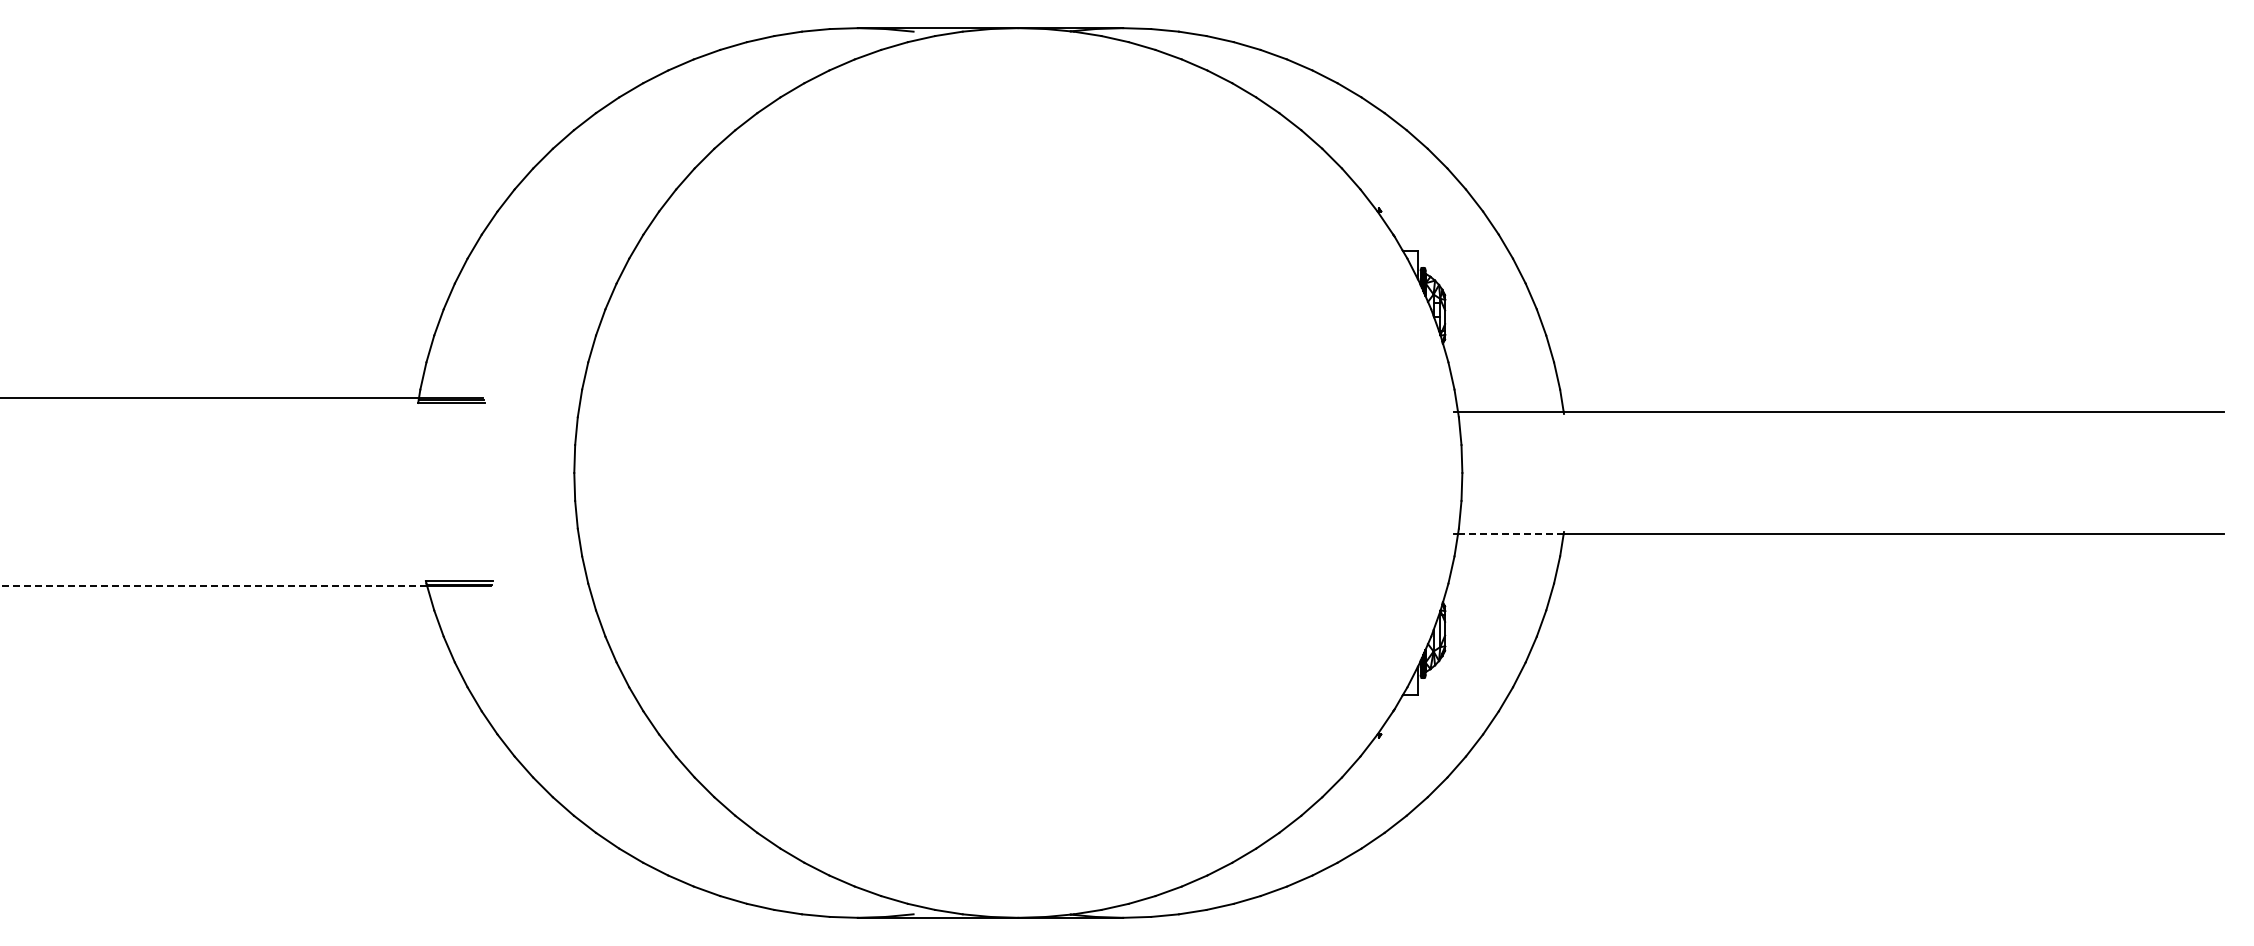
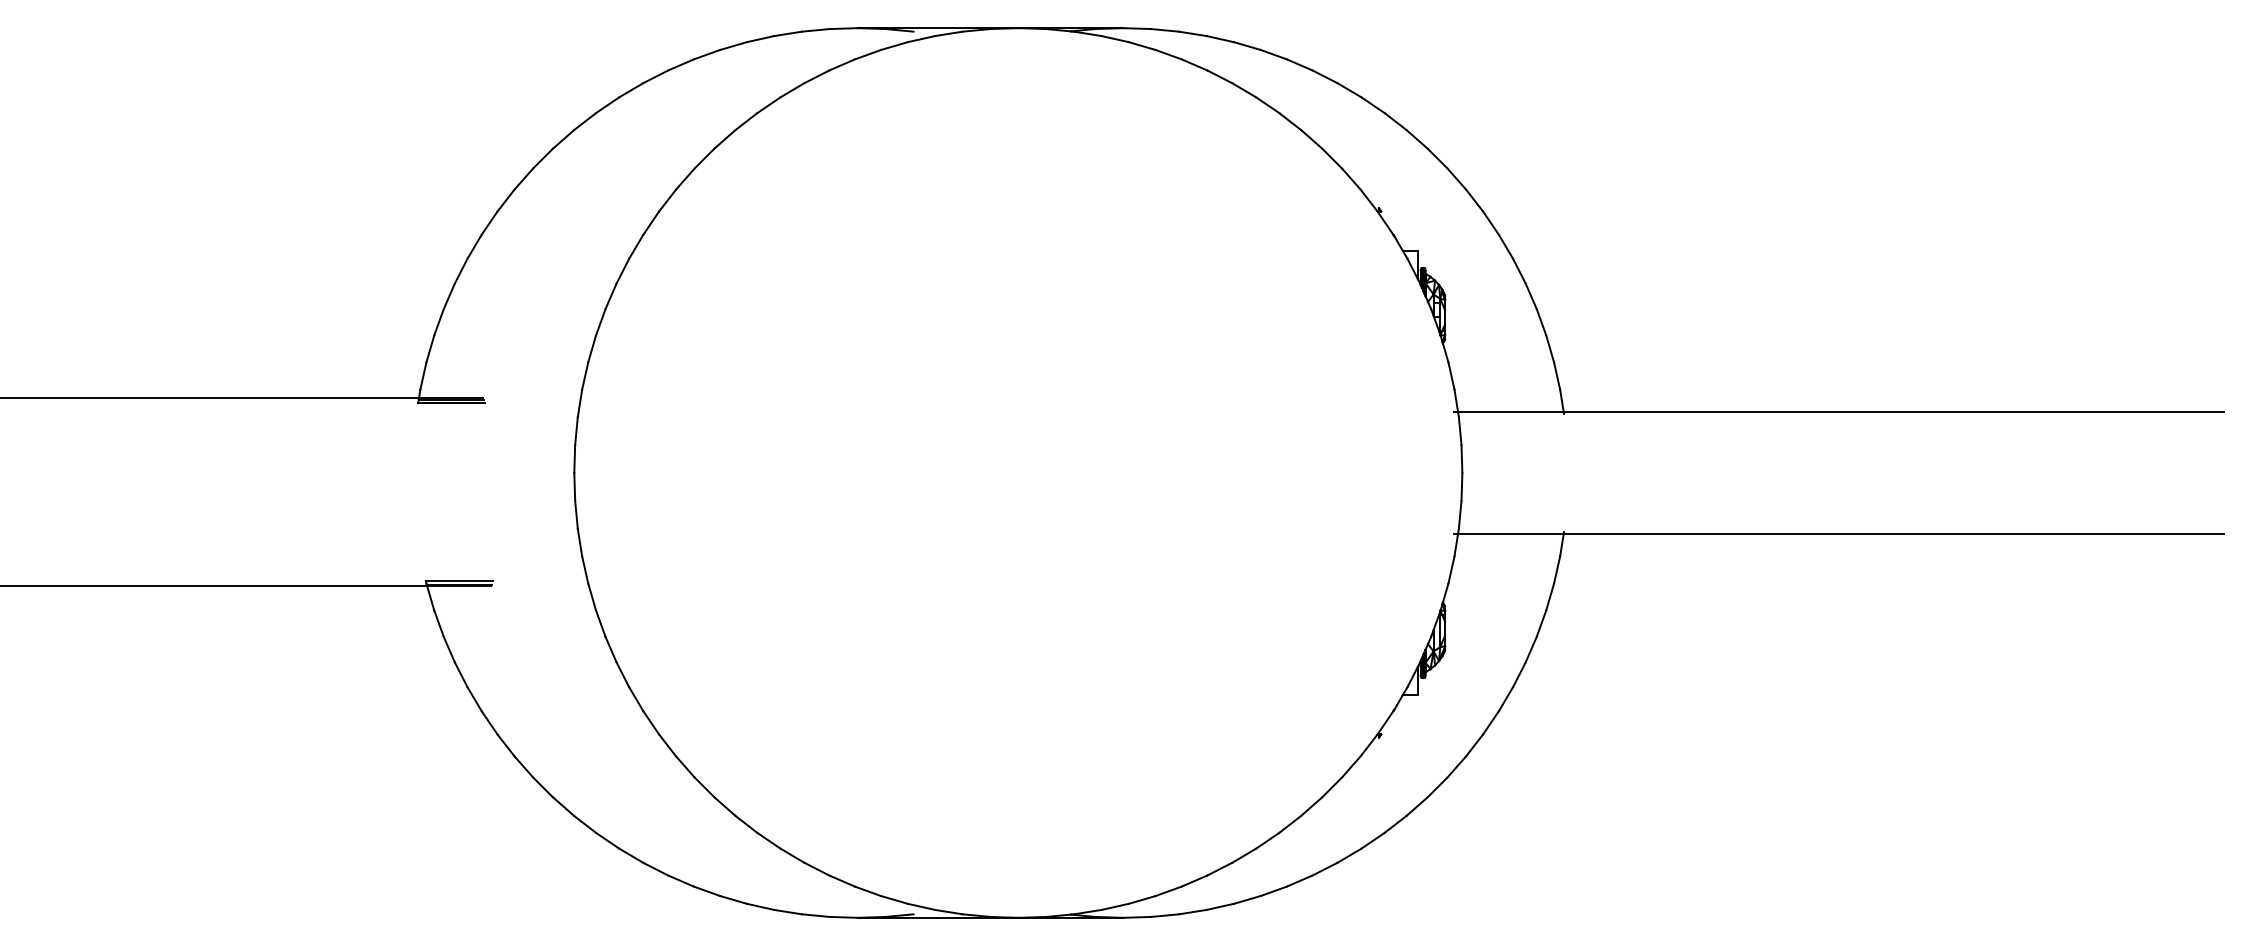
line: dashed -> solid (1510, 534)
line: dashed -> solid (213, 585)
